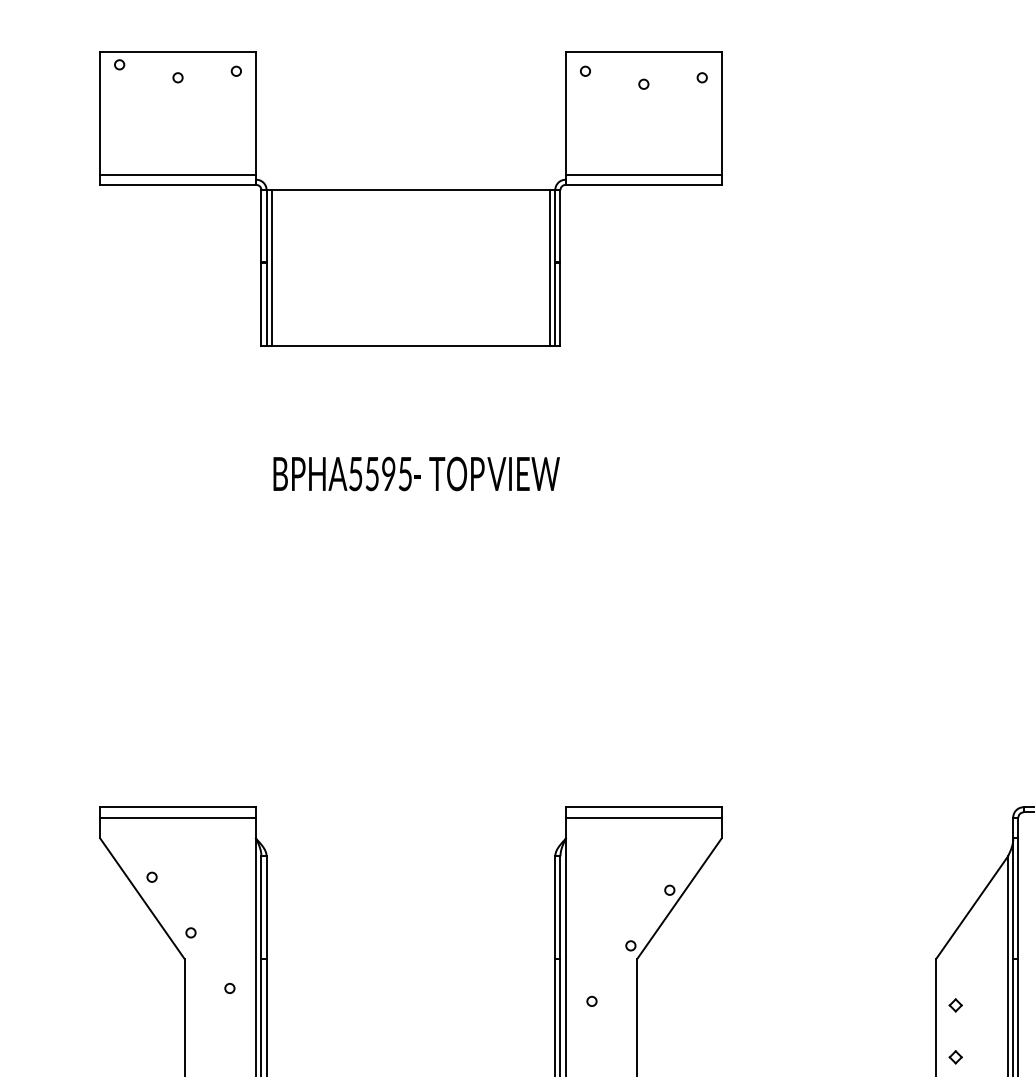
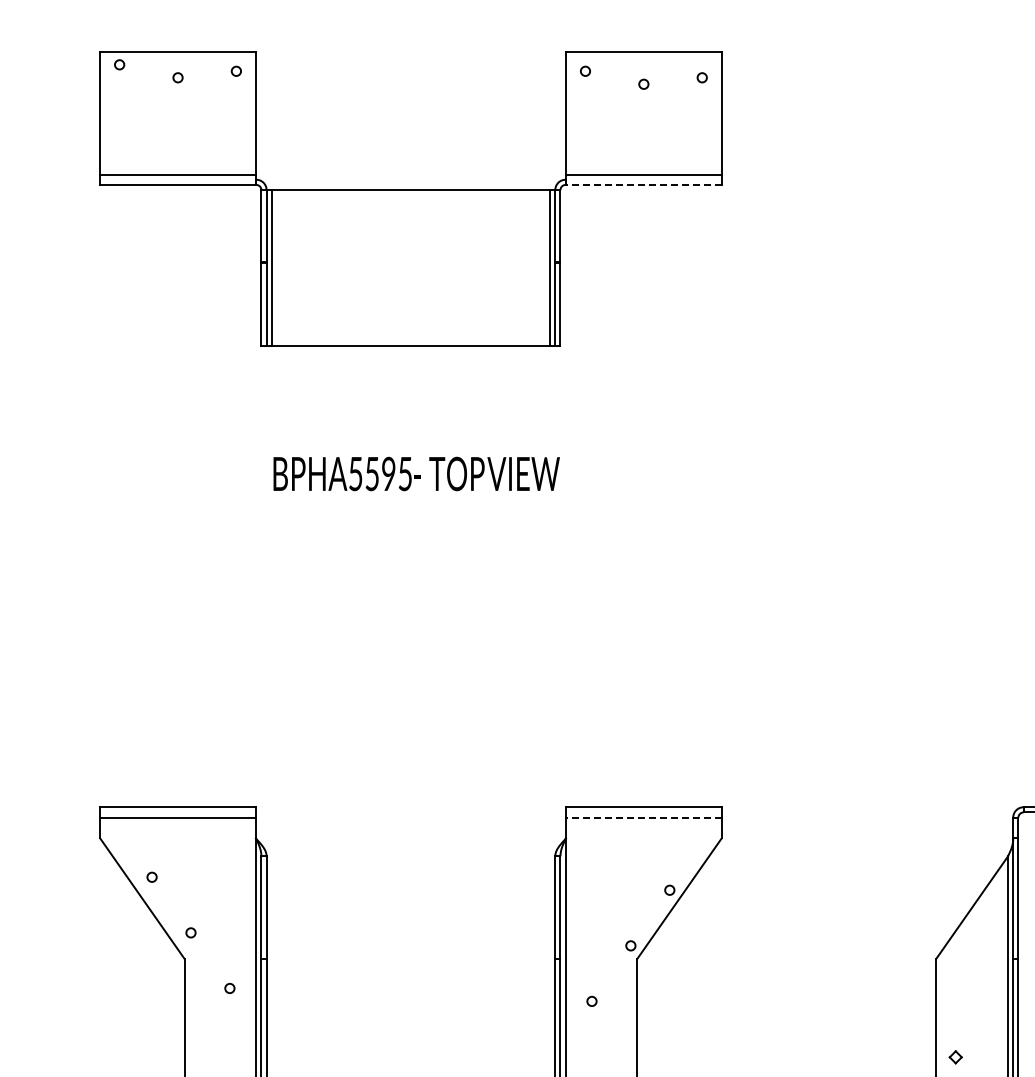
line: solid -> dashed (643, 184)
line: solid -> dashed (643, 817)
part: present -> none (955, 1005)
